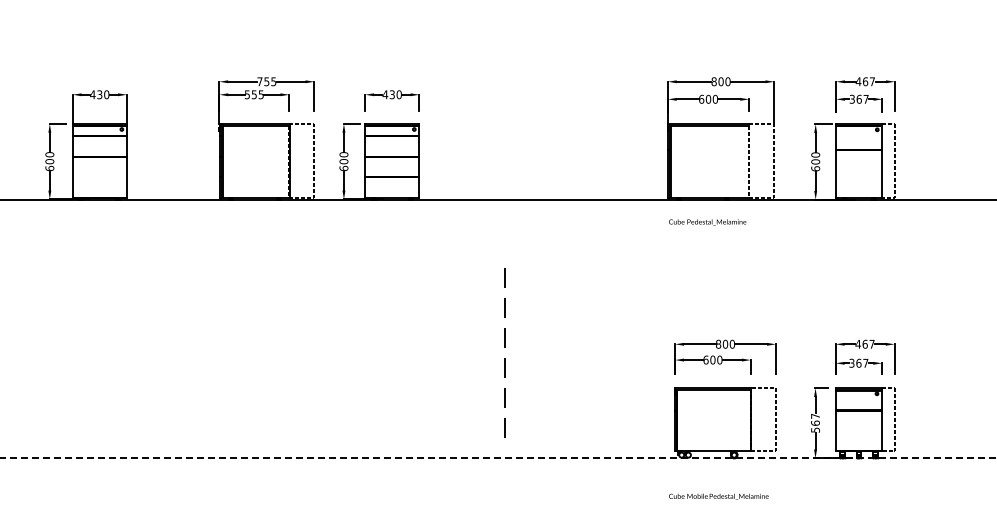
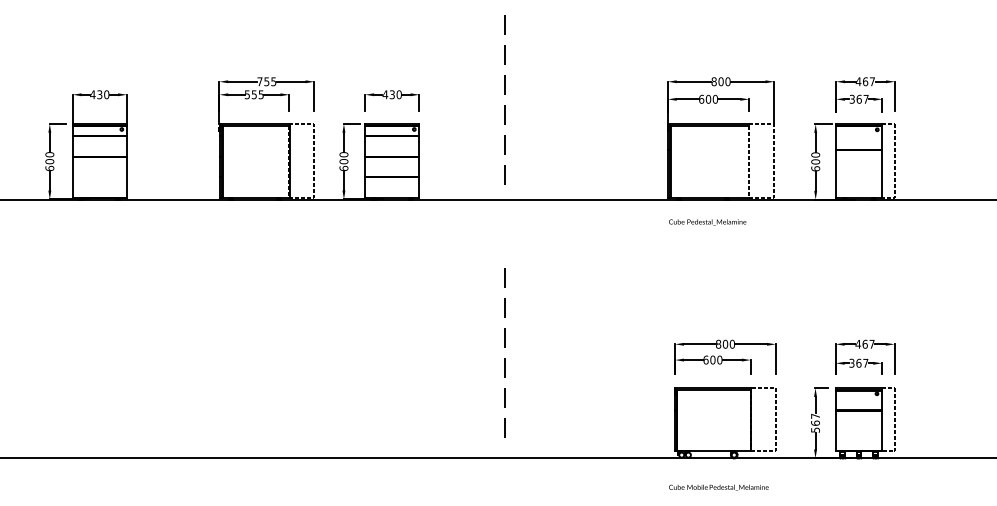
line: none -> present (504, 94)
line: dashed -> solid (499, 458)
text position: (718, 496) -> (718, 487) (718, 487)
